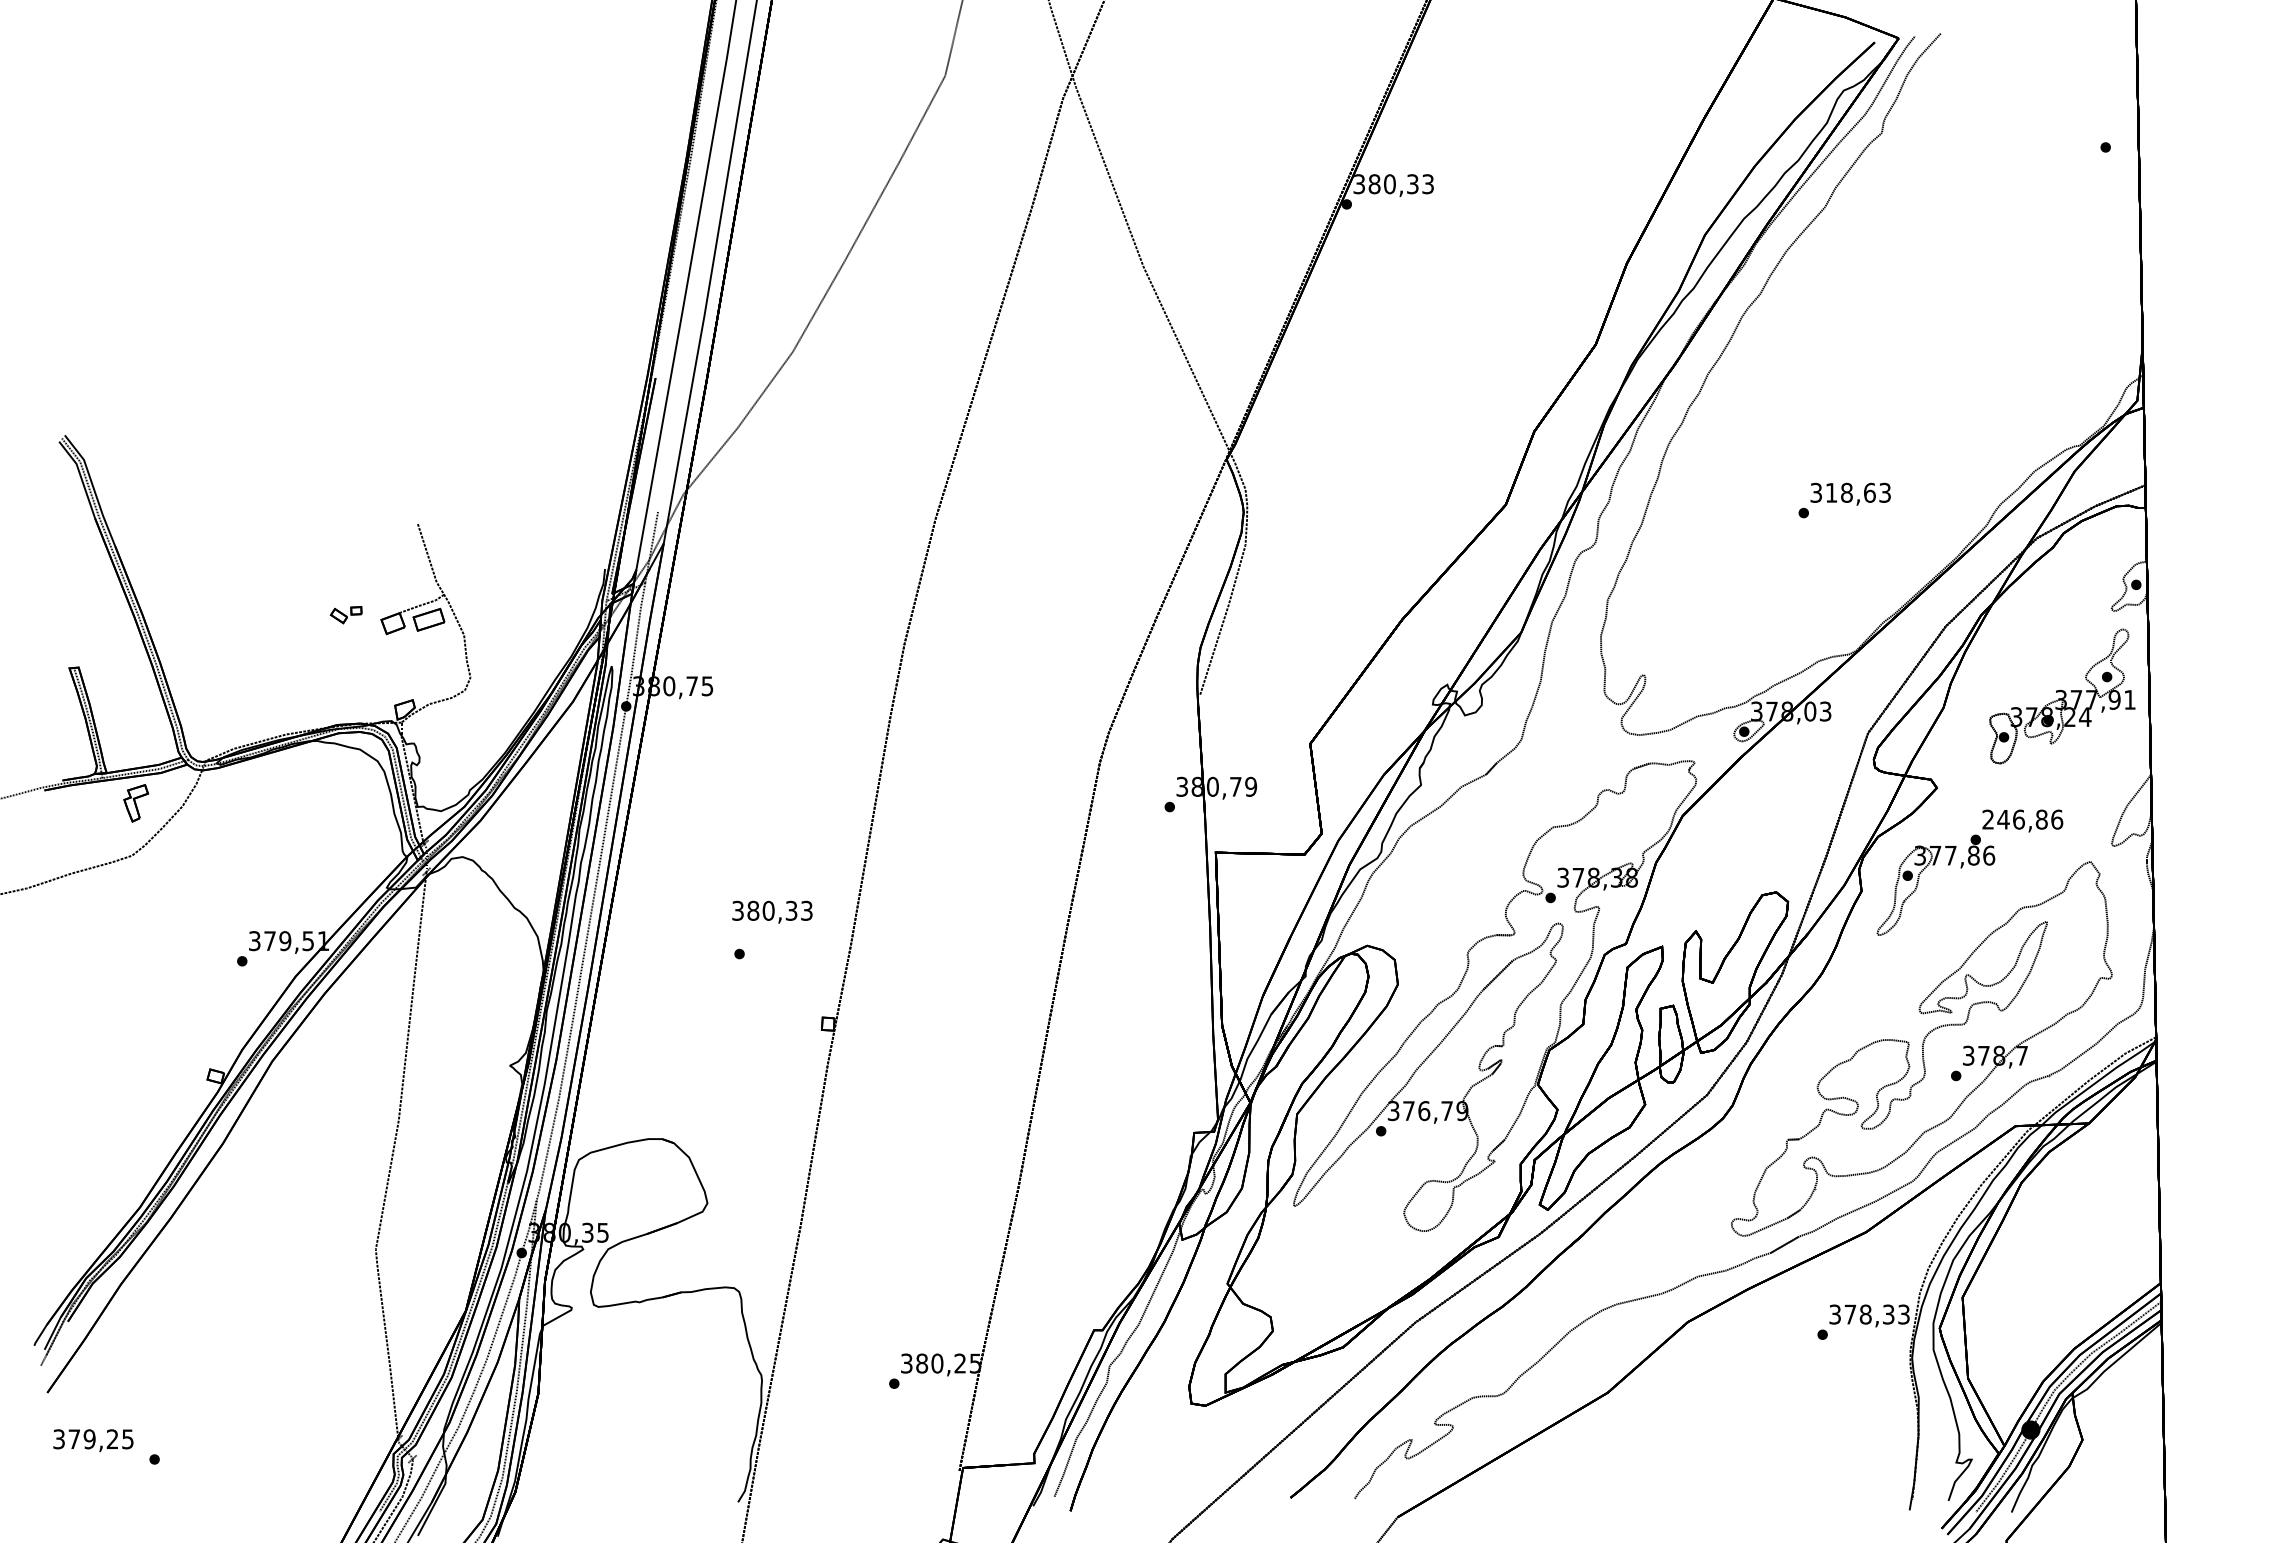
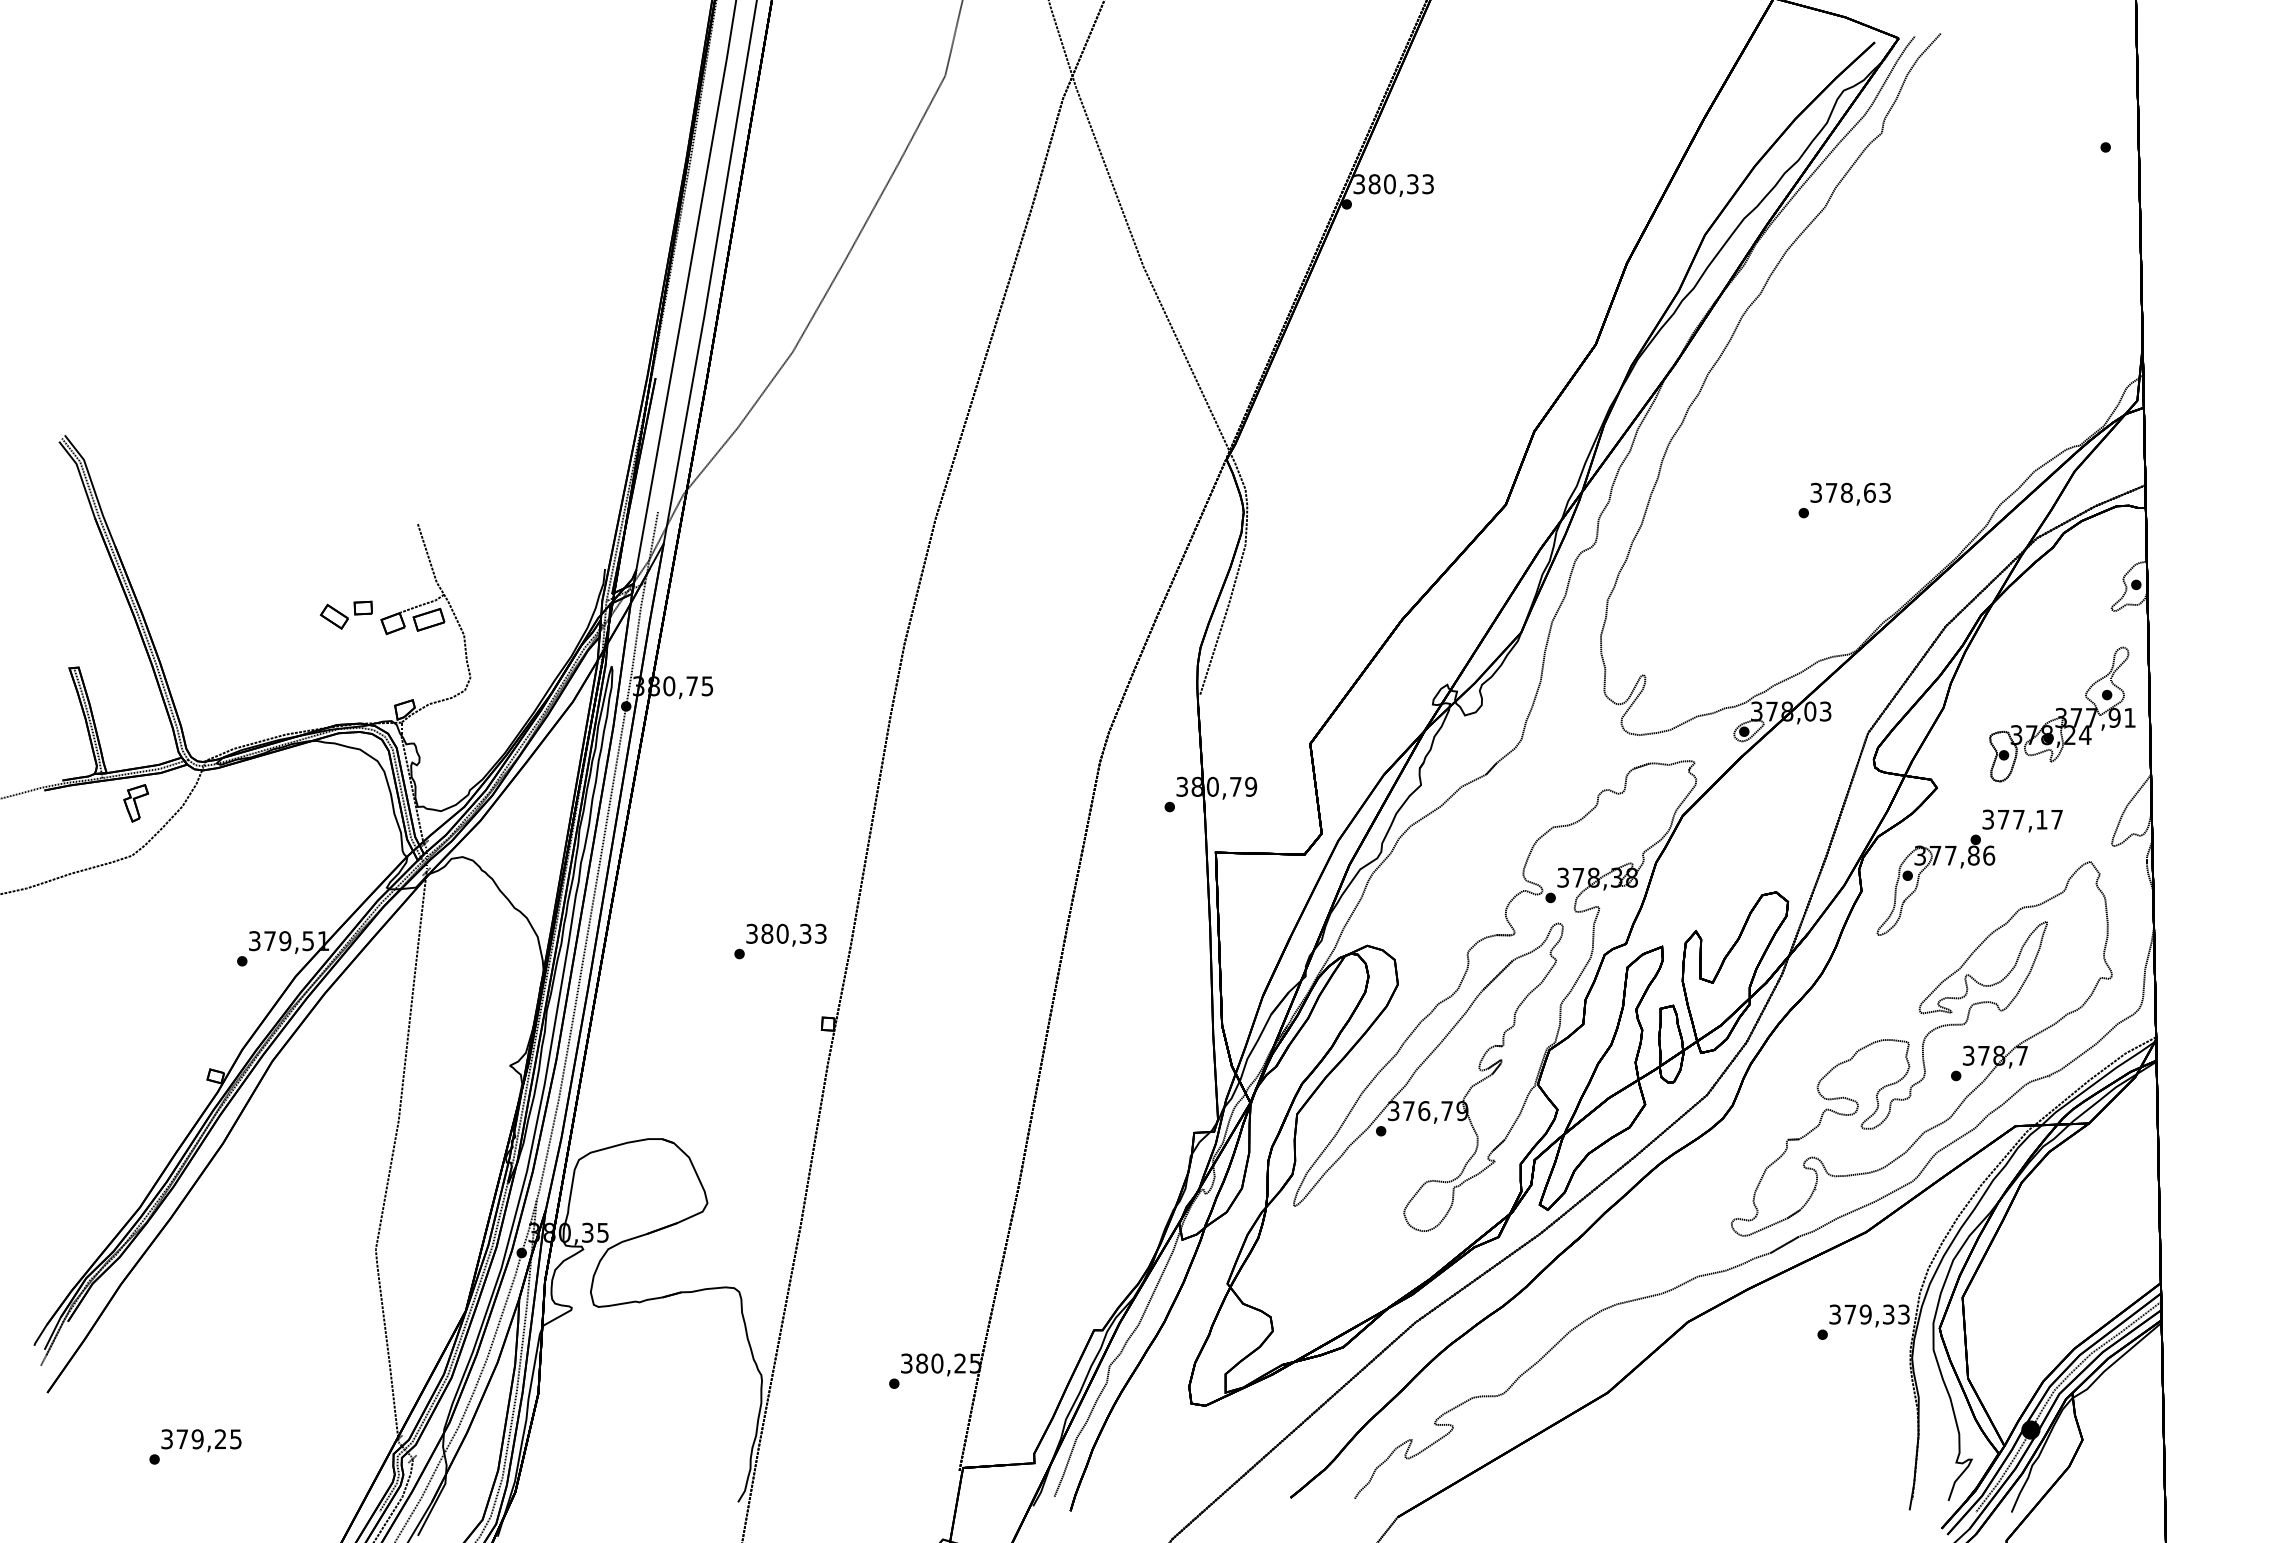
text: 318,63 -> 378,63 (1831, 492)
part size: 34x19 px -> 54x30 px (345, 614)
part position: (2062, 696) -> (2062, 714) (2062, 714)
text: 246,86 -> 377,17 (2022, 819)
text position: (772, 911) -> (786, 934) (786, 934)
text: 378,33 -> 379,33 (1865, 1314)
text position: (93, 1440) -> (201, 1440) (201, 1440)
